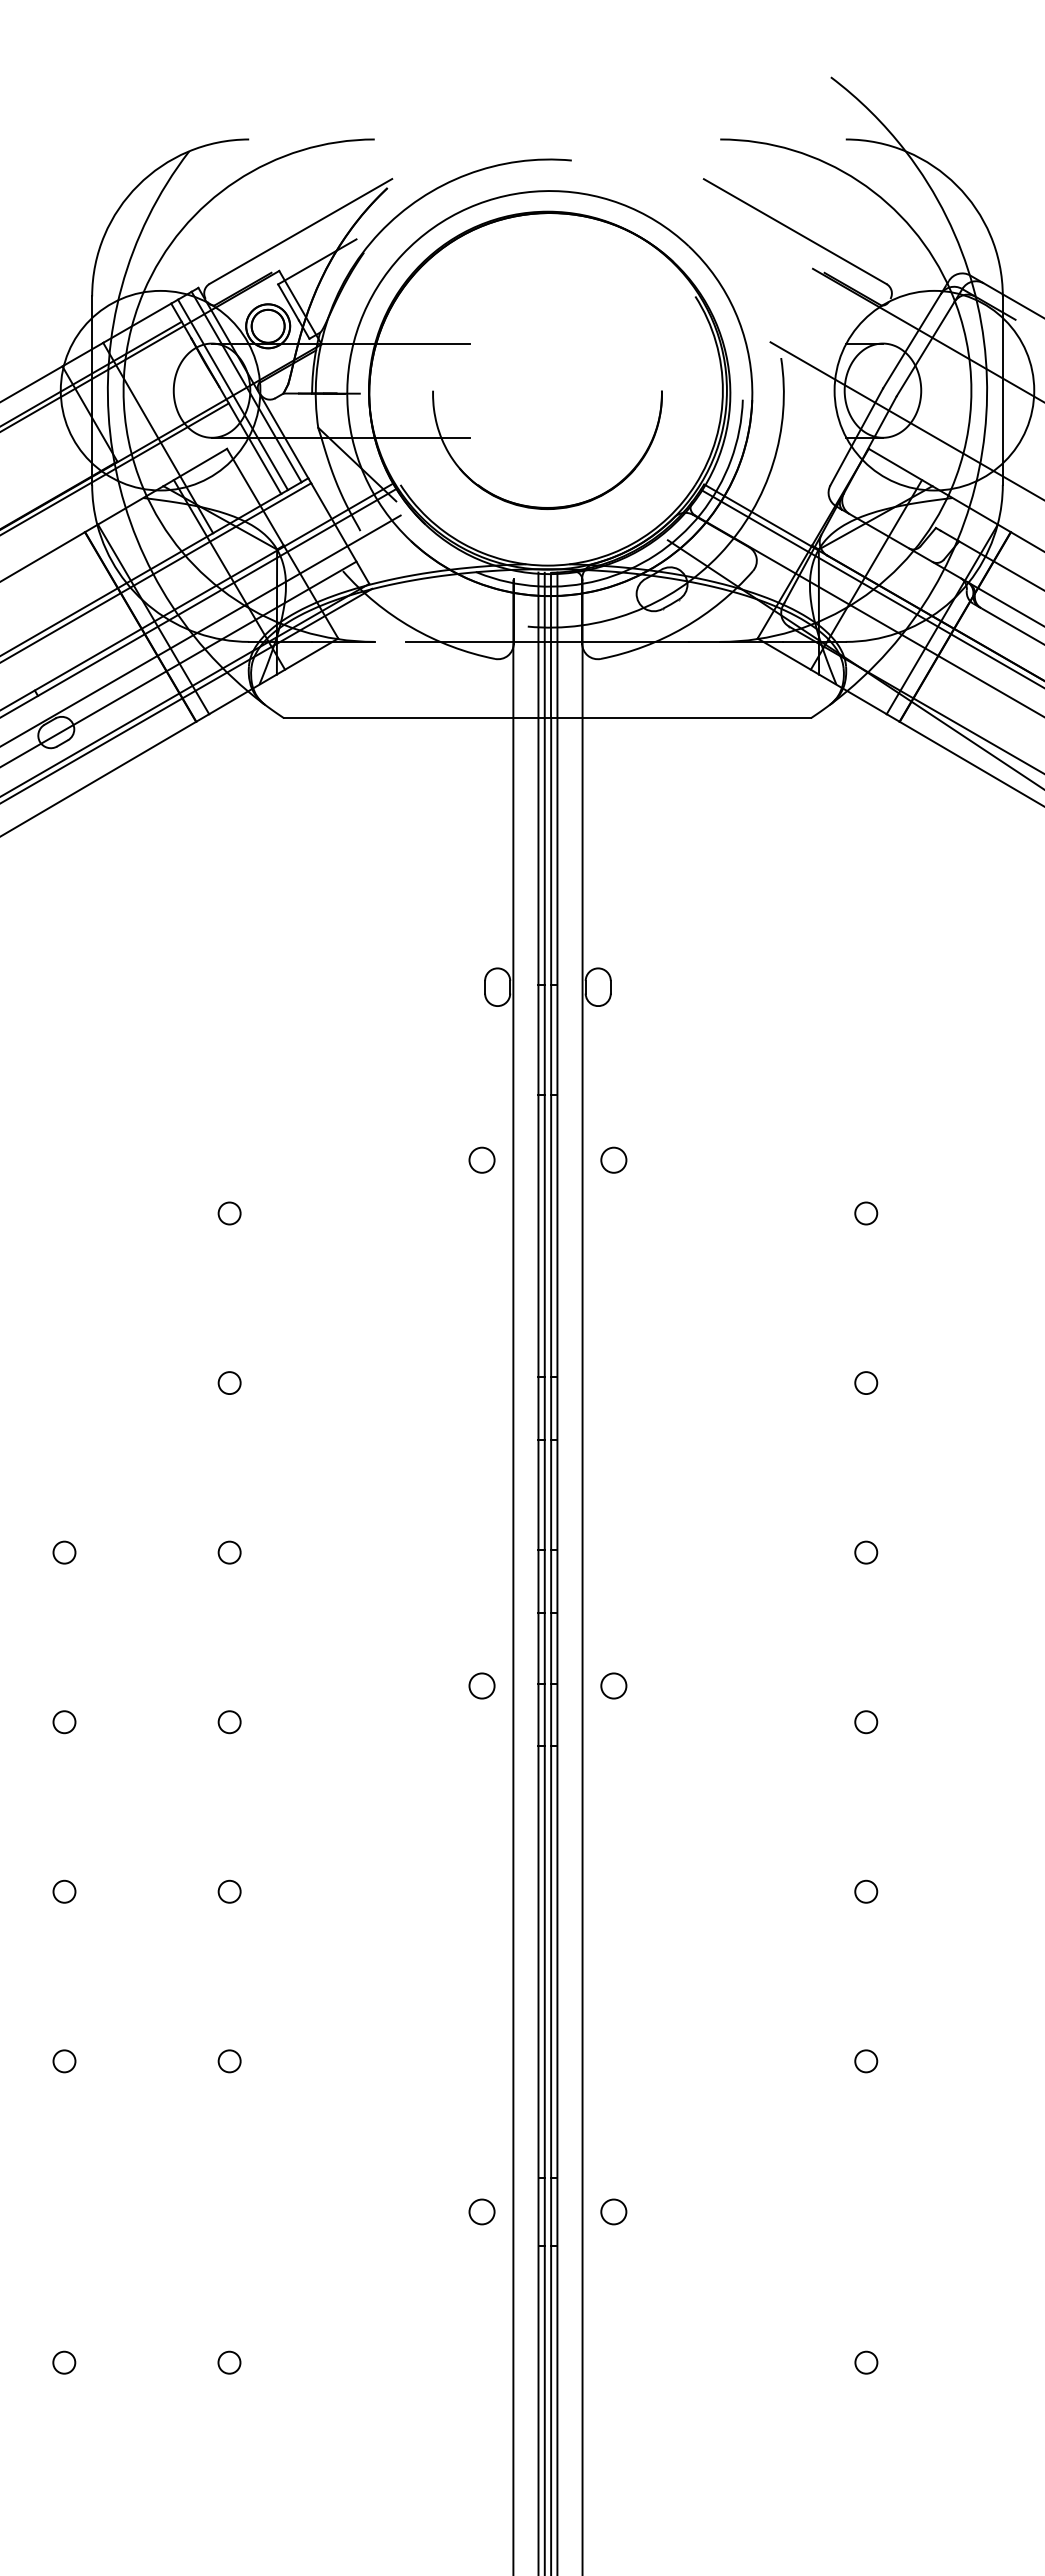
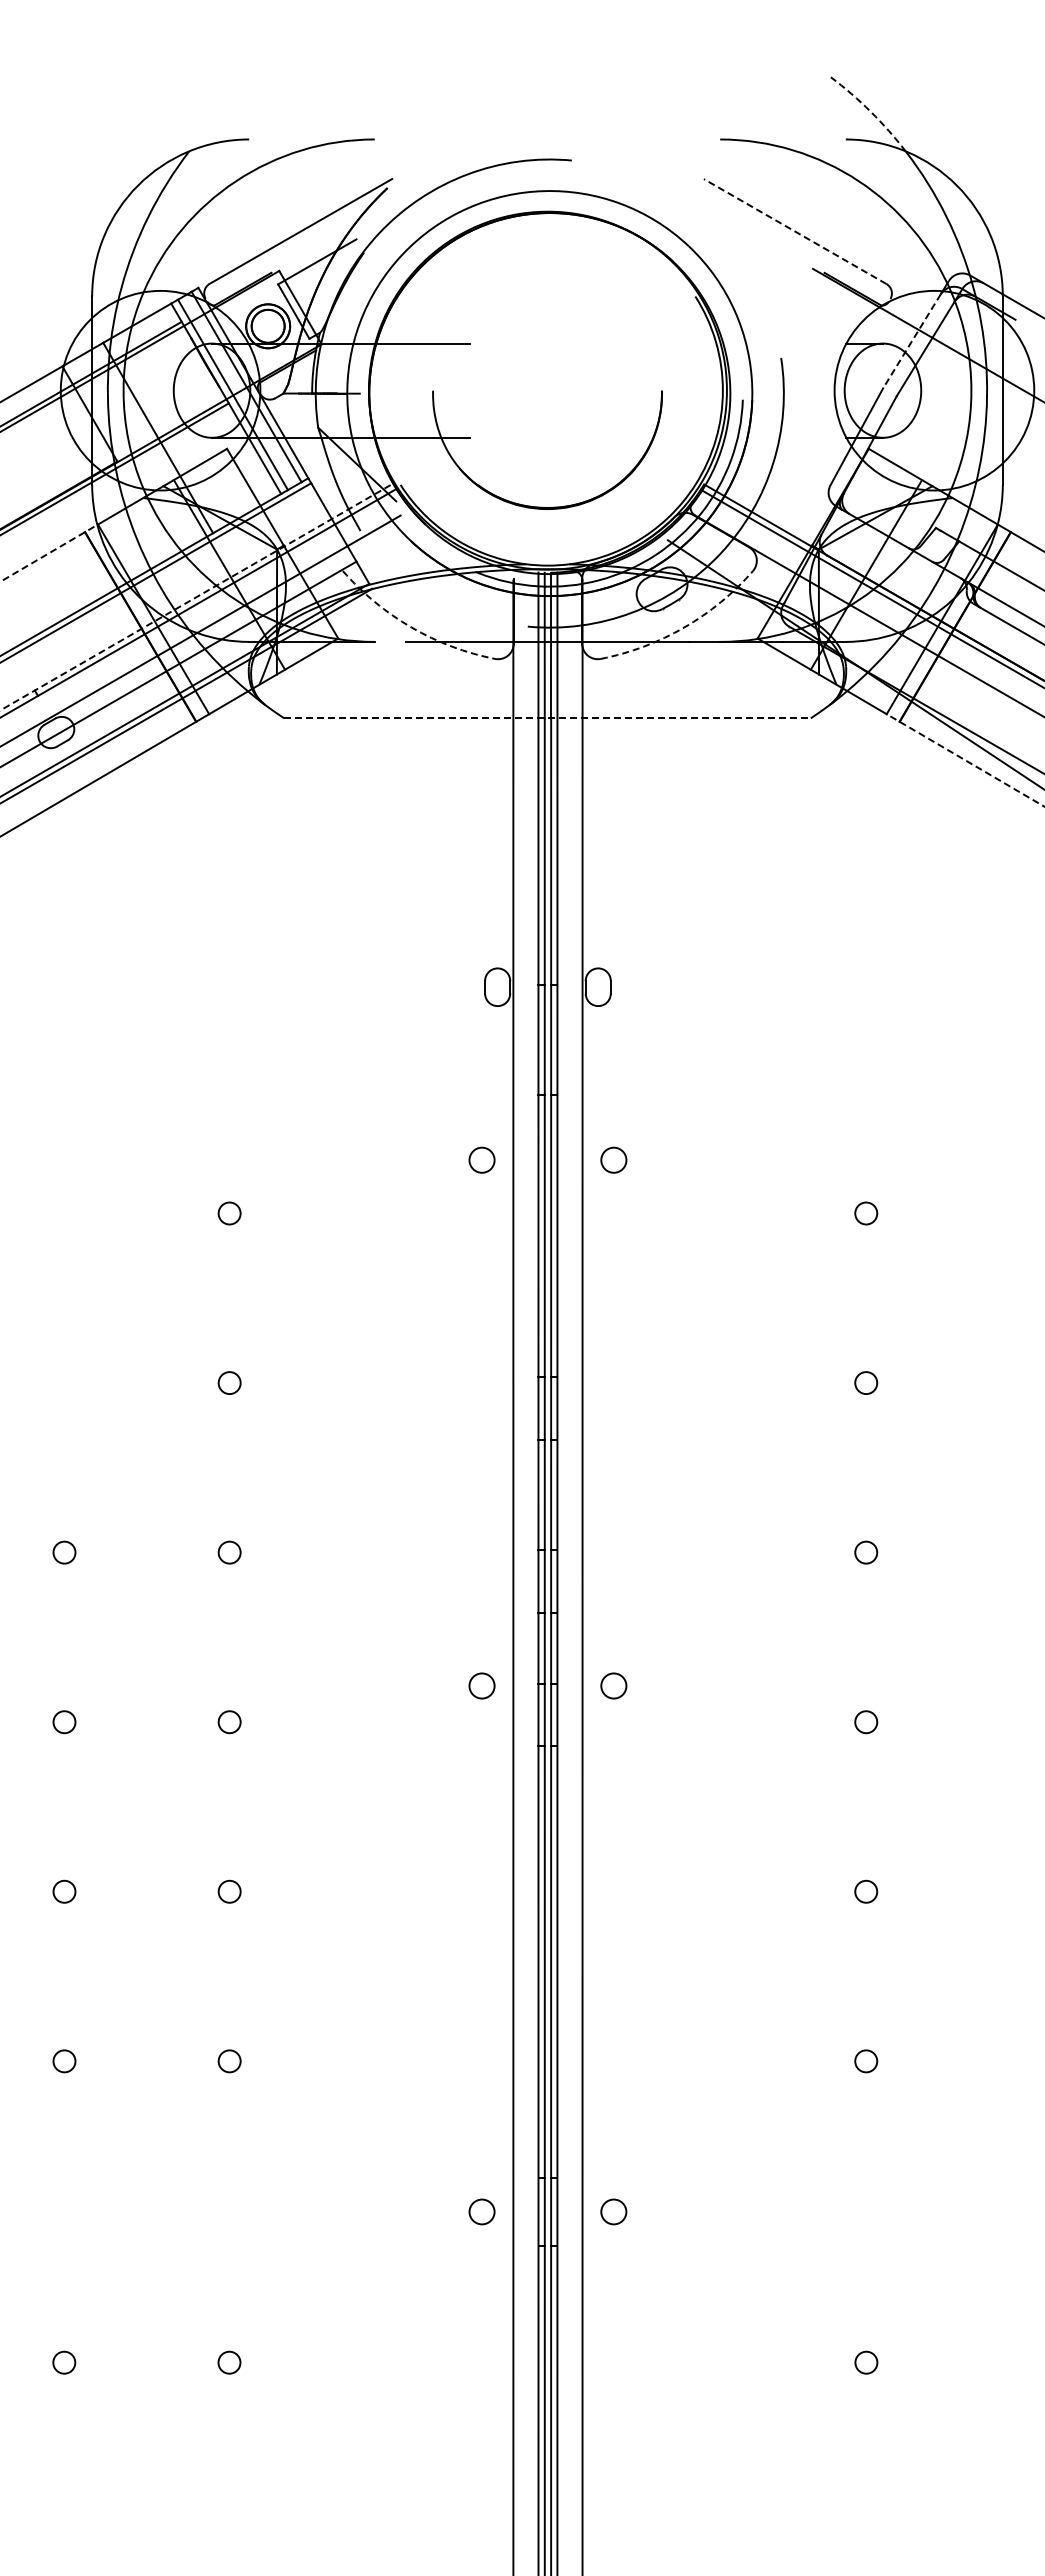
arc: solid -> dashed (870, 111)
line: solid -> dashed (794, 231)
line: solid -> dashed (911, 341)
line: present -> none (905, 420)
line: solid -> dashed (49, 552)
line: solid -> dashed (196, 597)
arc: solid -> dashed (411, 627)
arc: solid -> dashed (684, 627)
line: solid -> dashed (548, 718)
line: solid -> dashed (965, 760)
